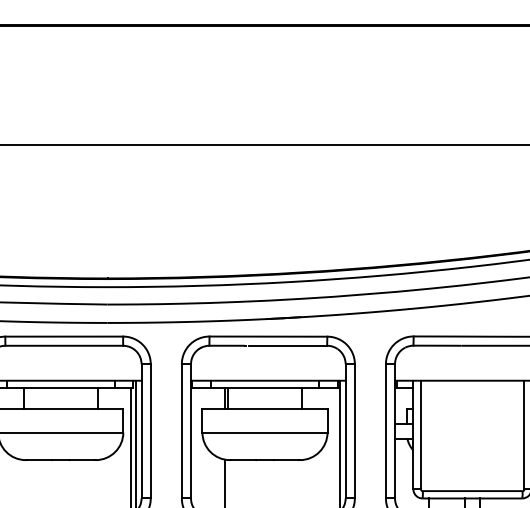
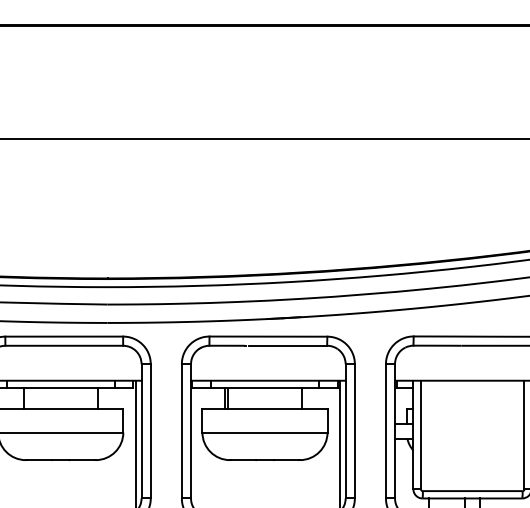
line position: (264, 144) -> (264, 138) (264, 138)
line: present -> none (130, 446)
line: present -> none (224, 481)
